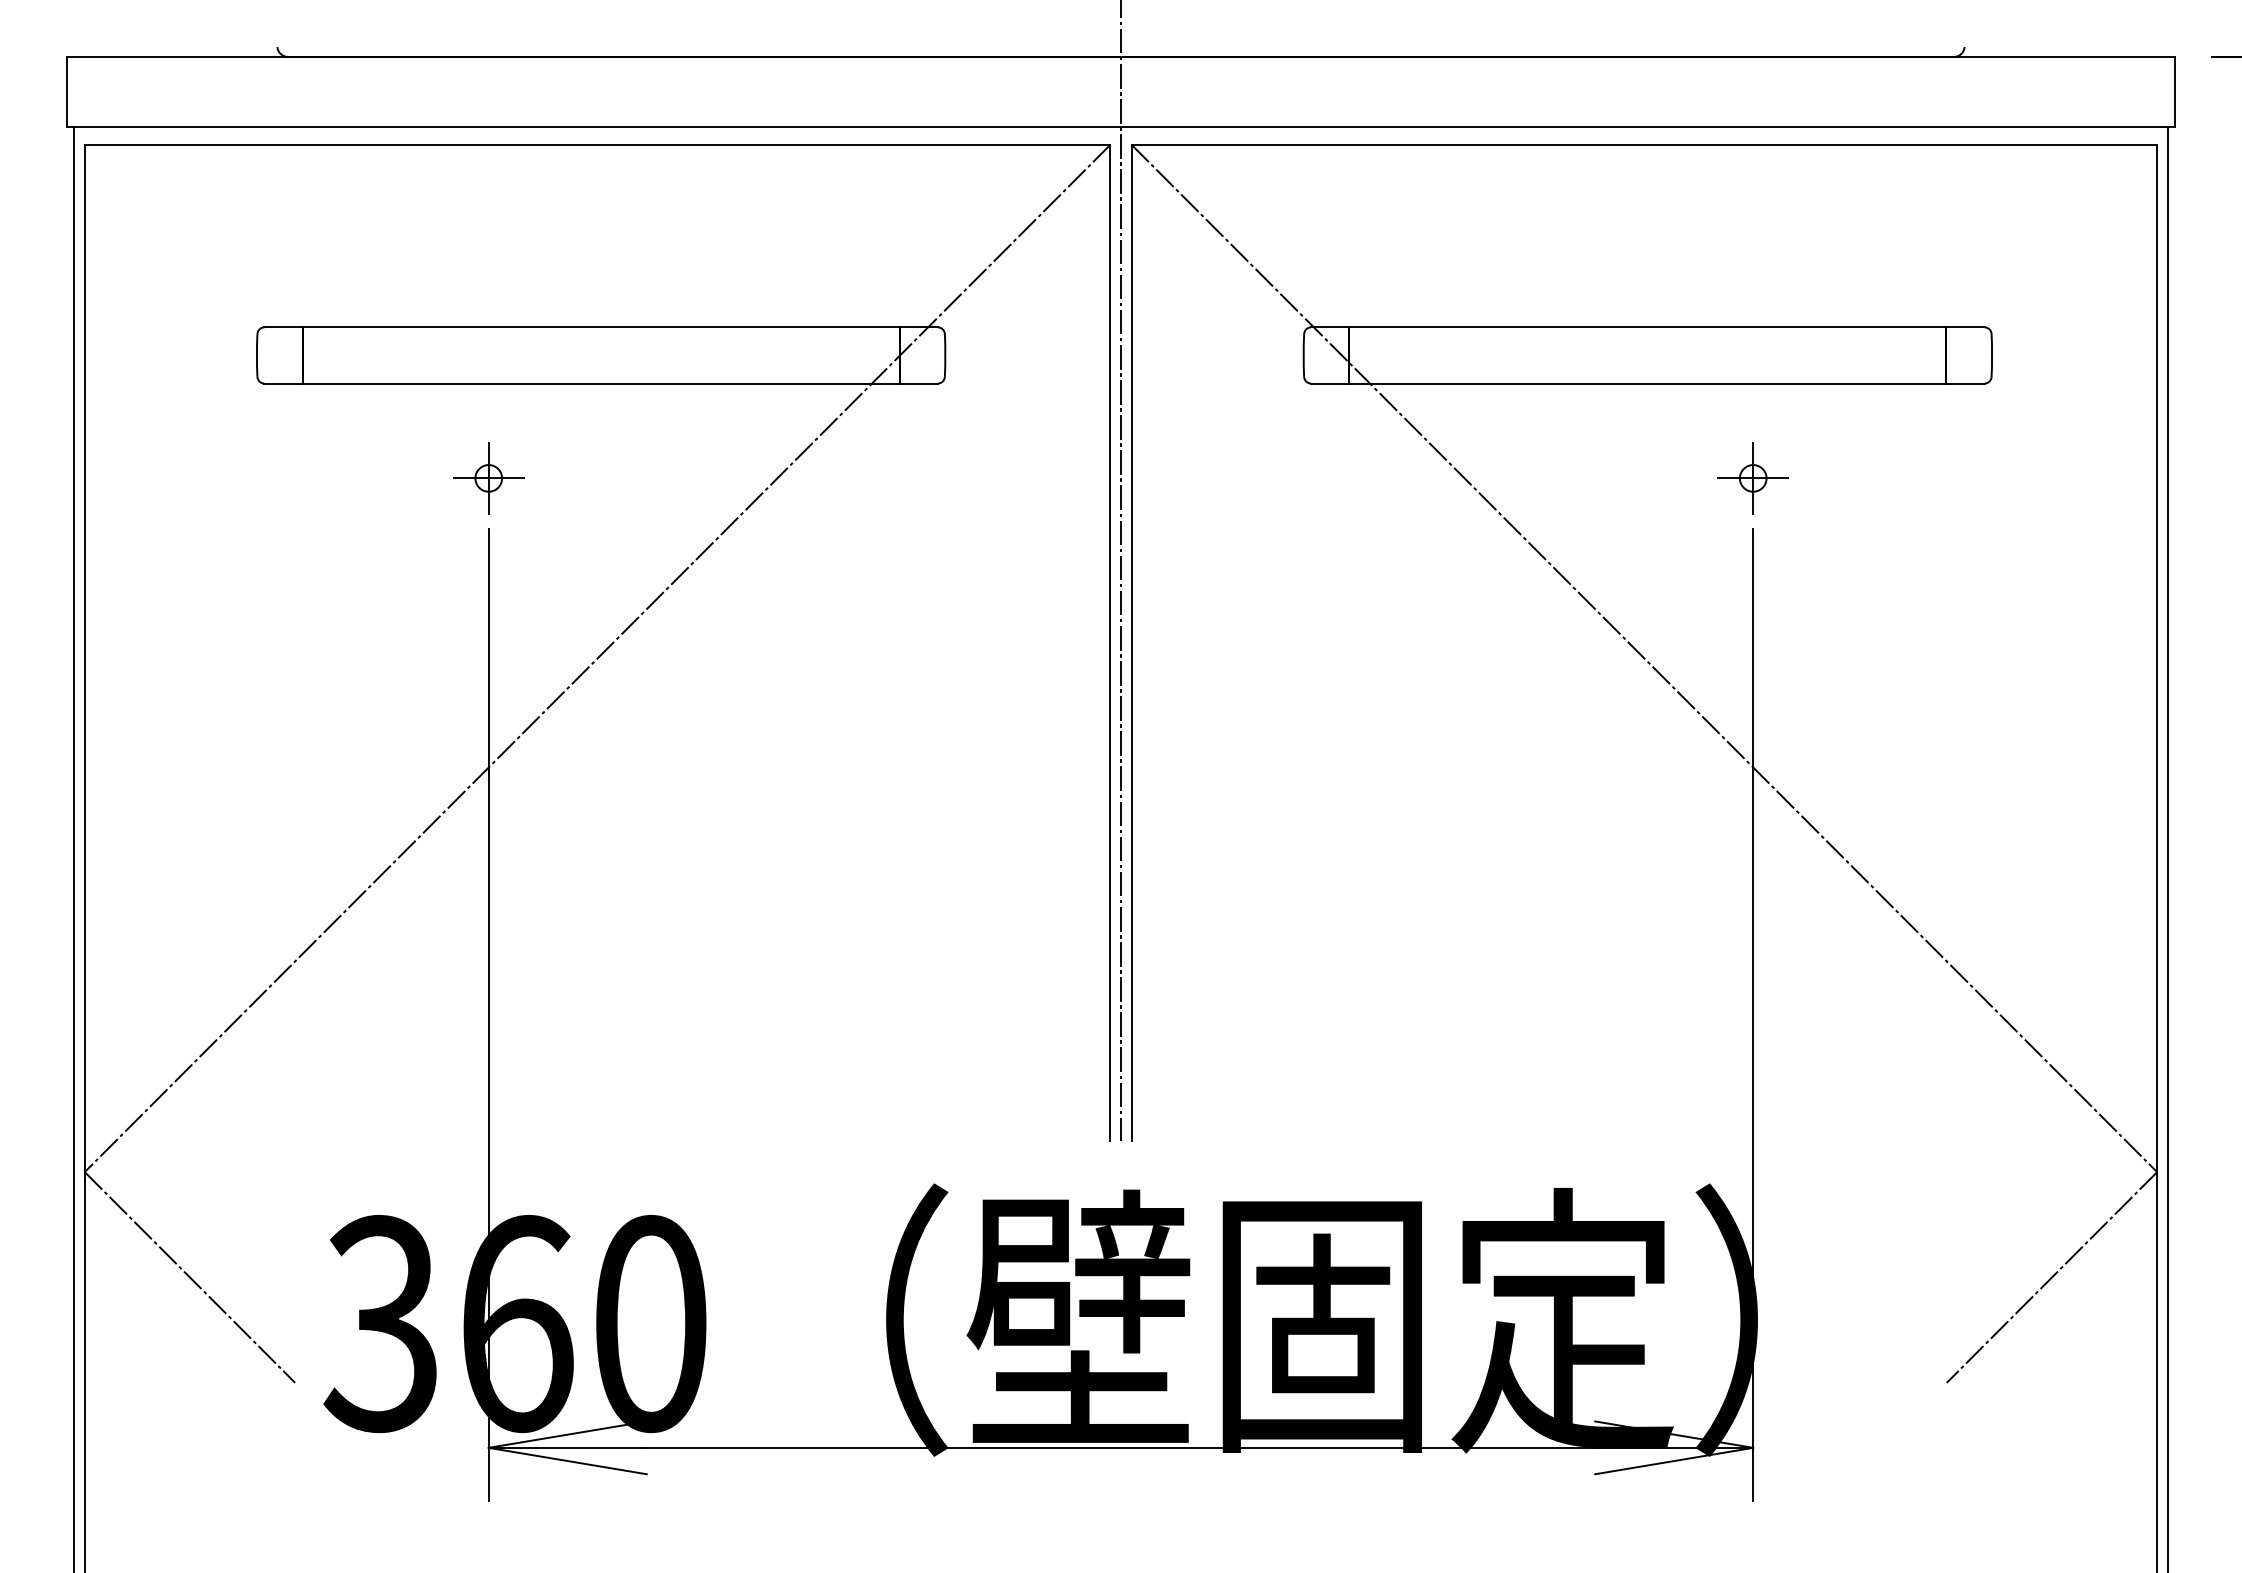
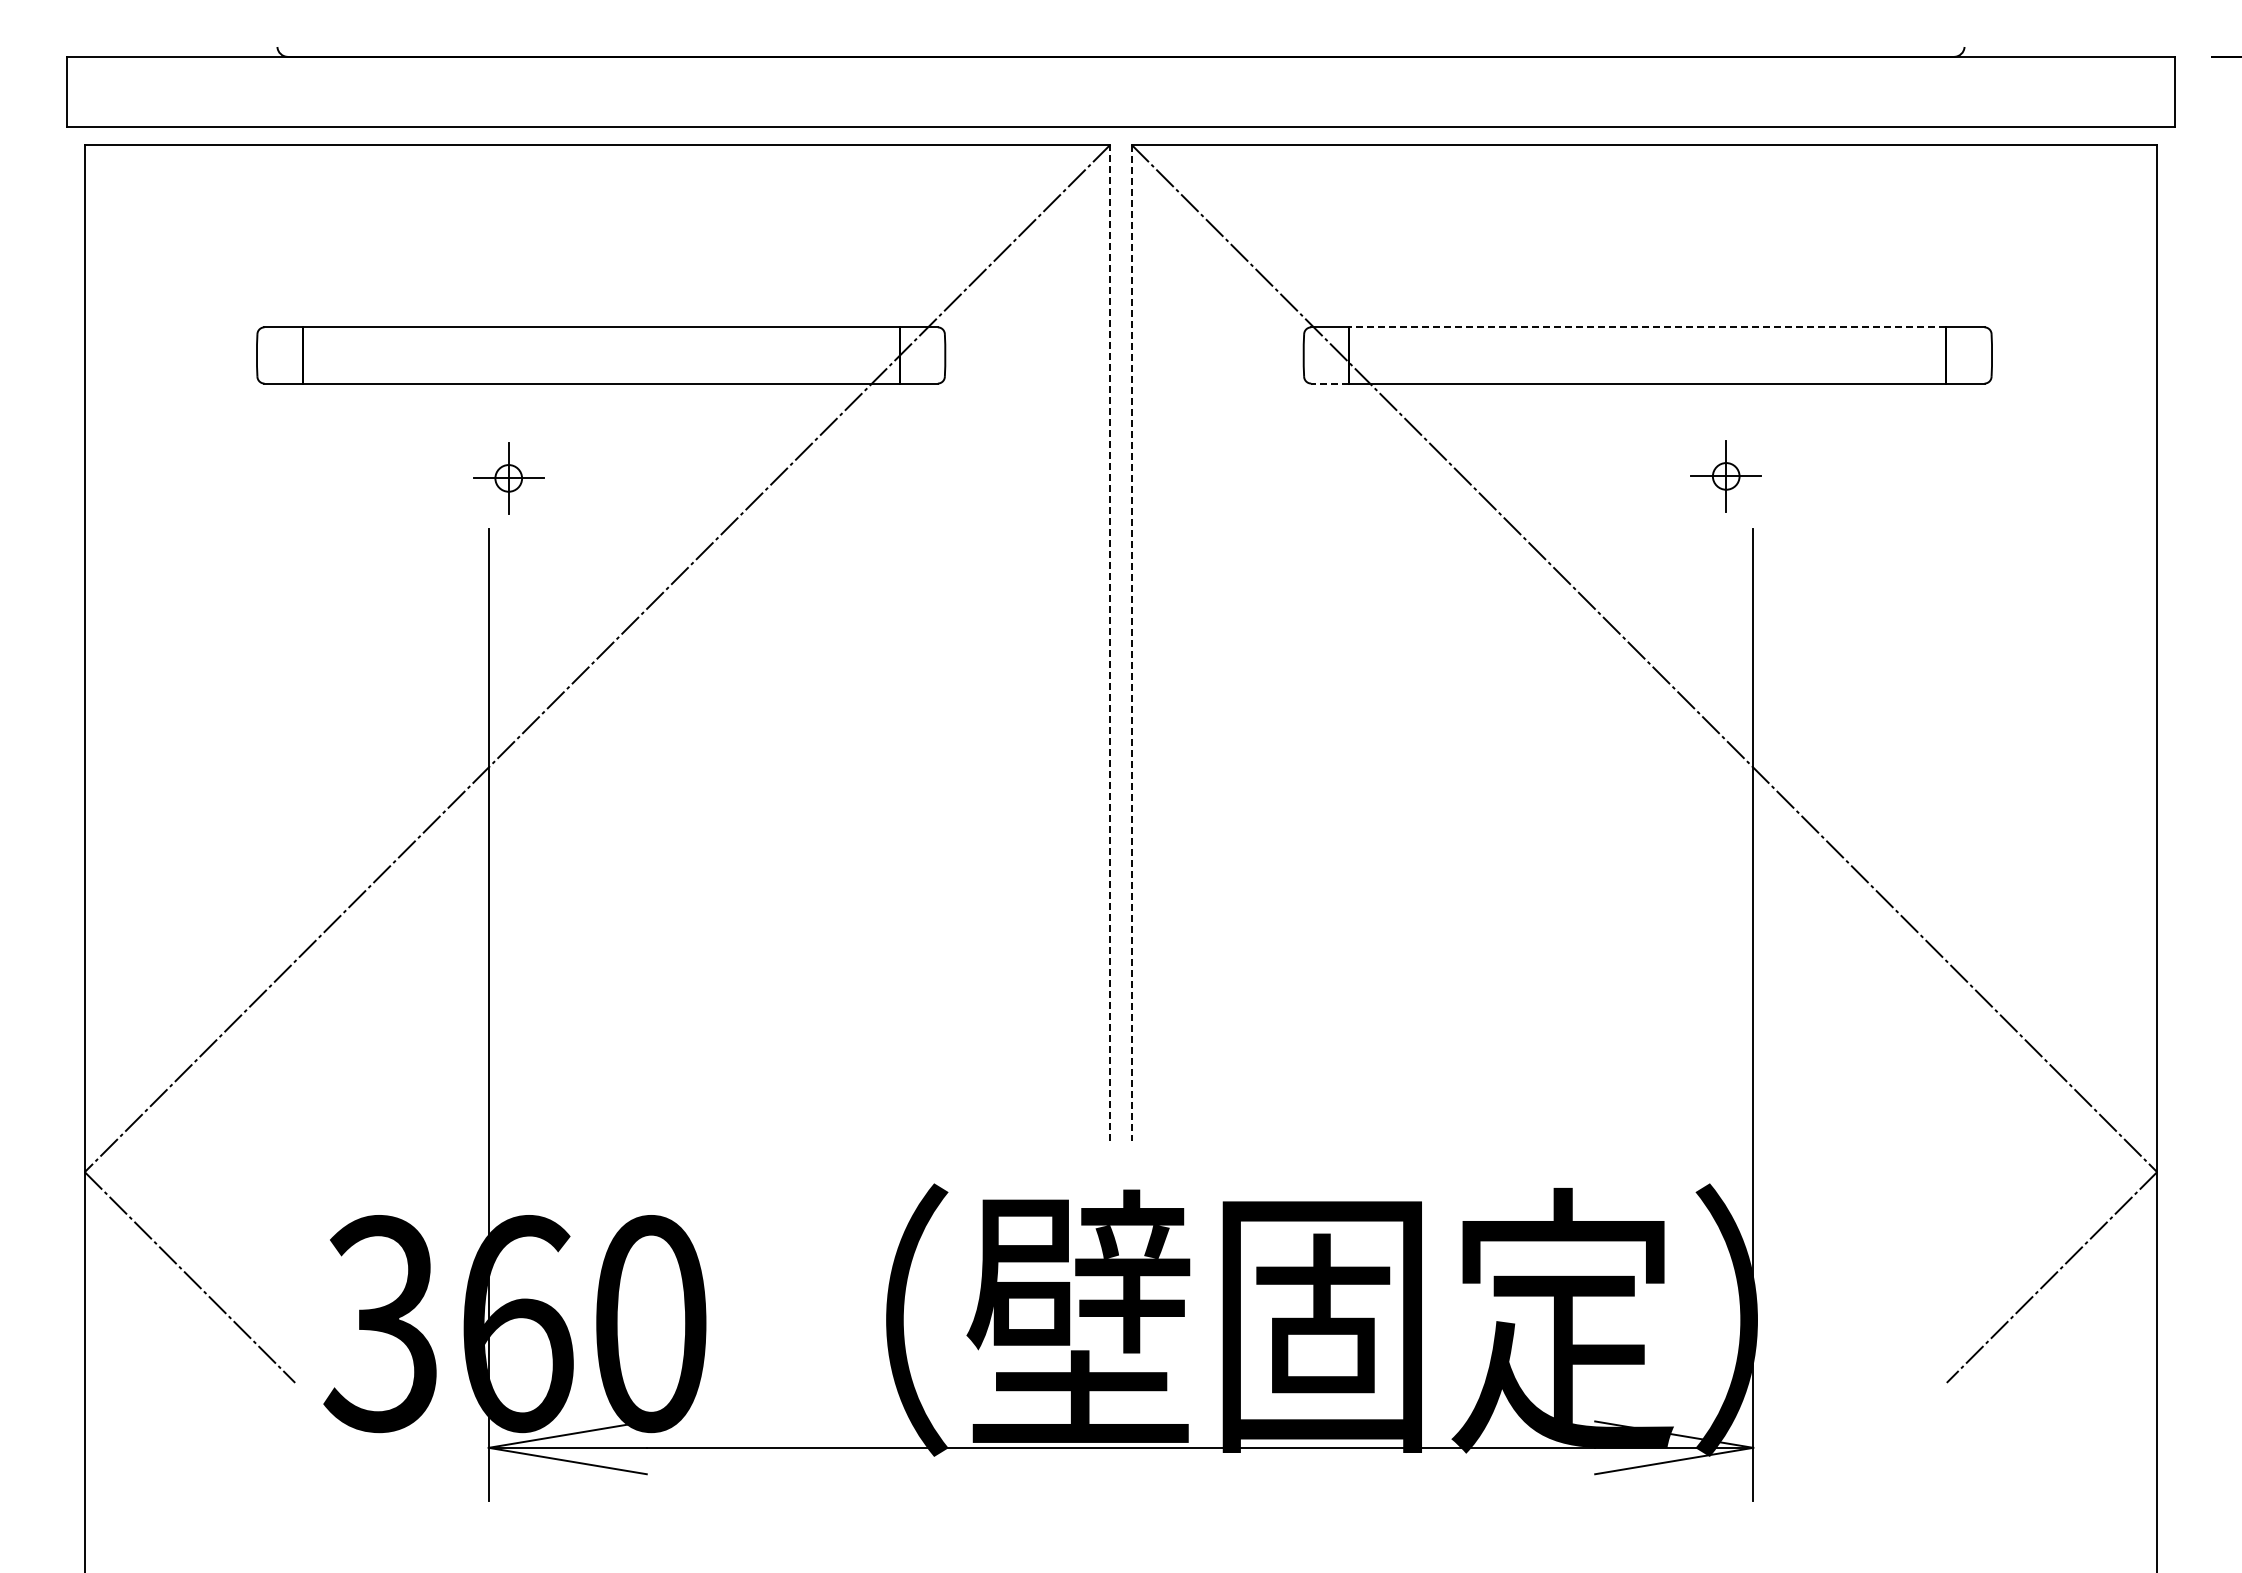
line: solid -> dashed (1647, 327)
line: solid -> dashed (1329, 383)
part position: (488, 478) -> (508, 478) (508, 478)
part position: (1752, 478) -> (1725, 476) (1725, 476)
line: present -> none (1120, 571)
line: solid -> dashed (1110, 642)
line: solid -> dashed (1131, 642)
line: present -> none (74, 848)
line: present -> none (2167, 848)
